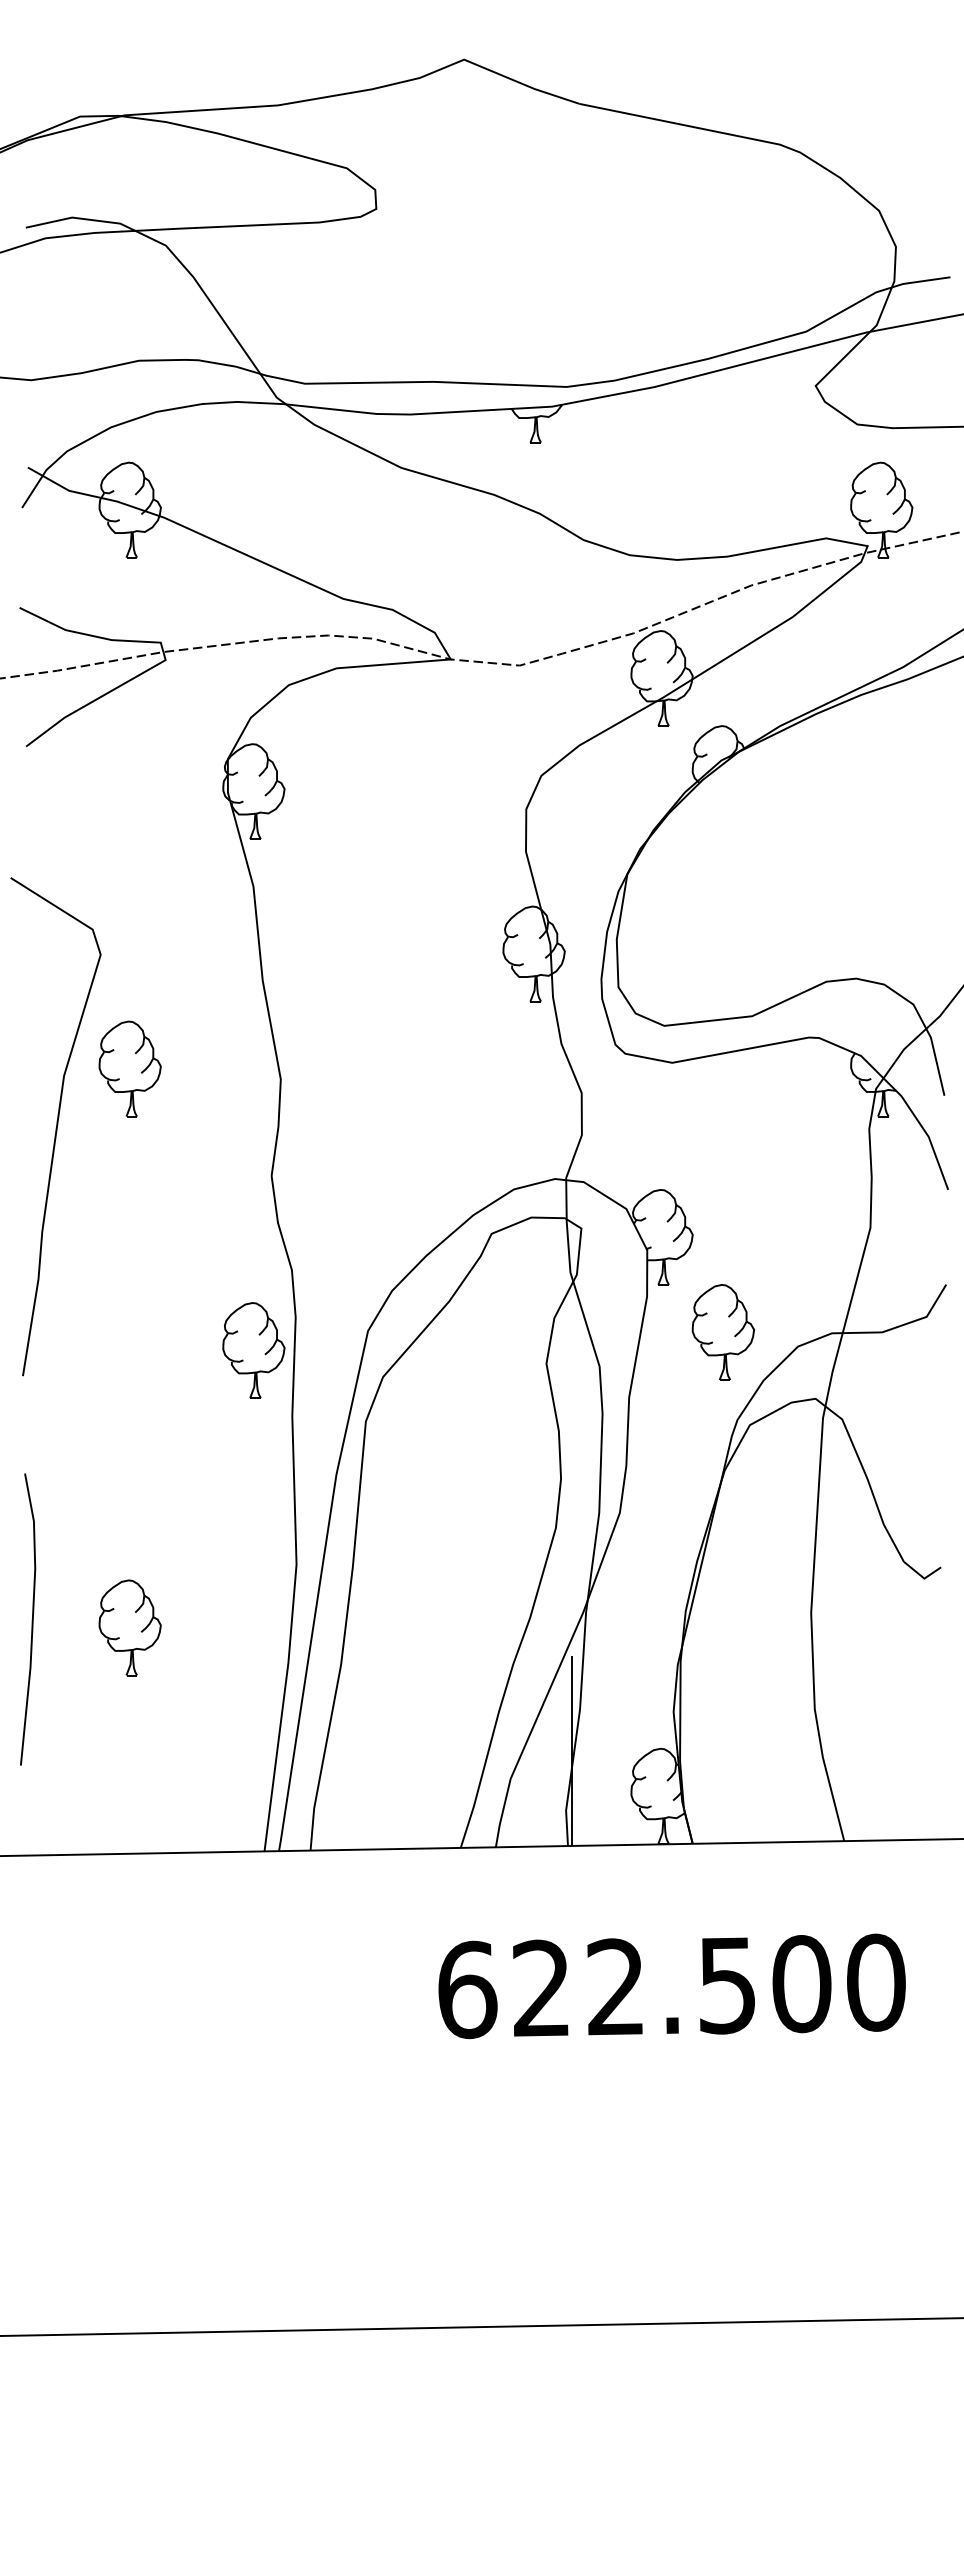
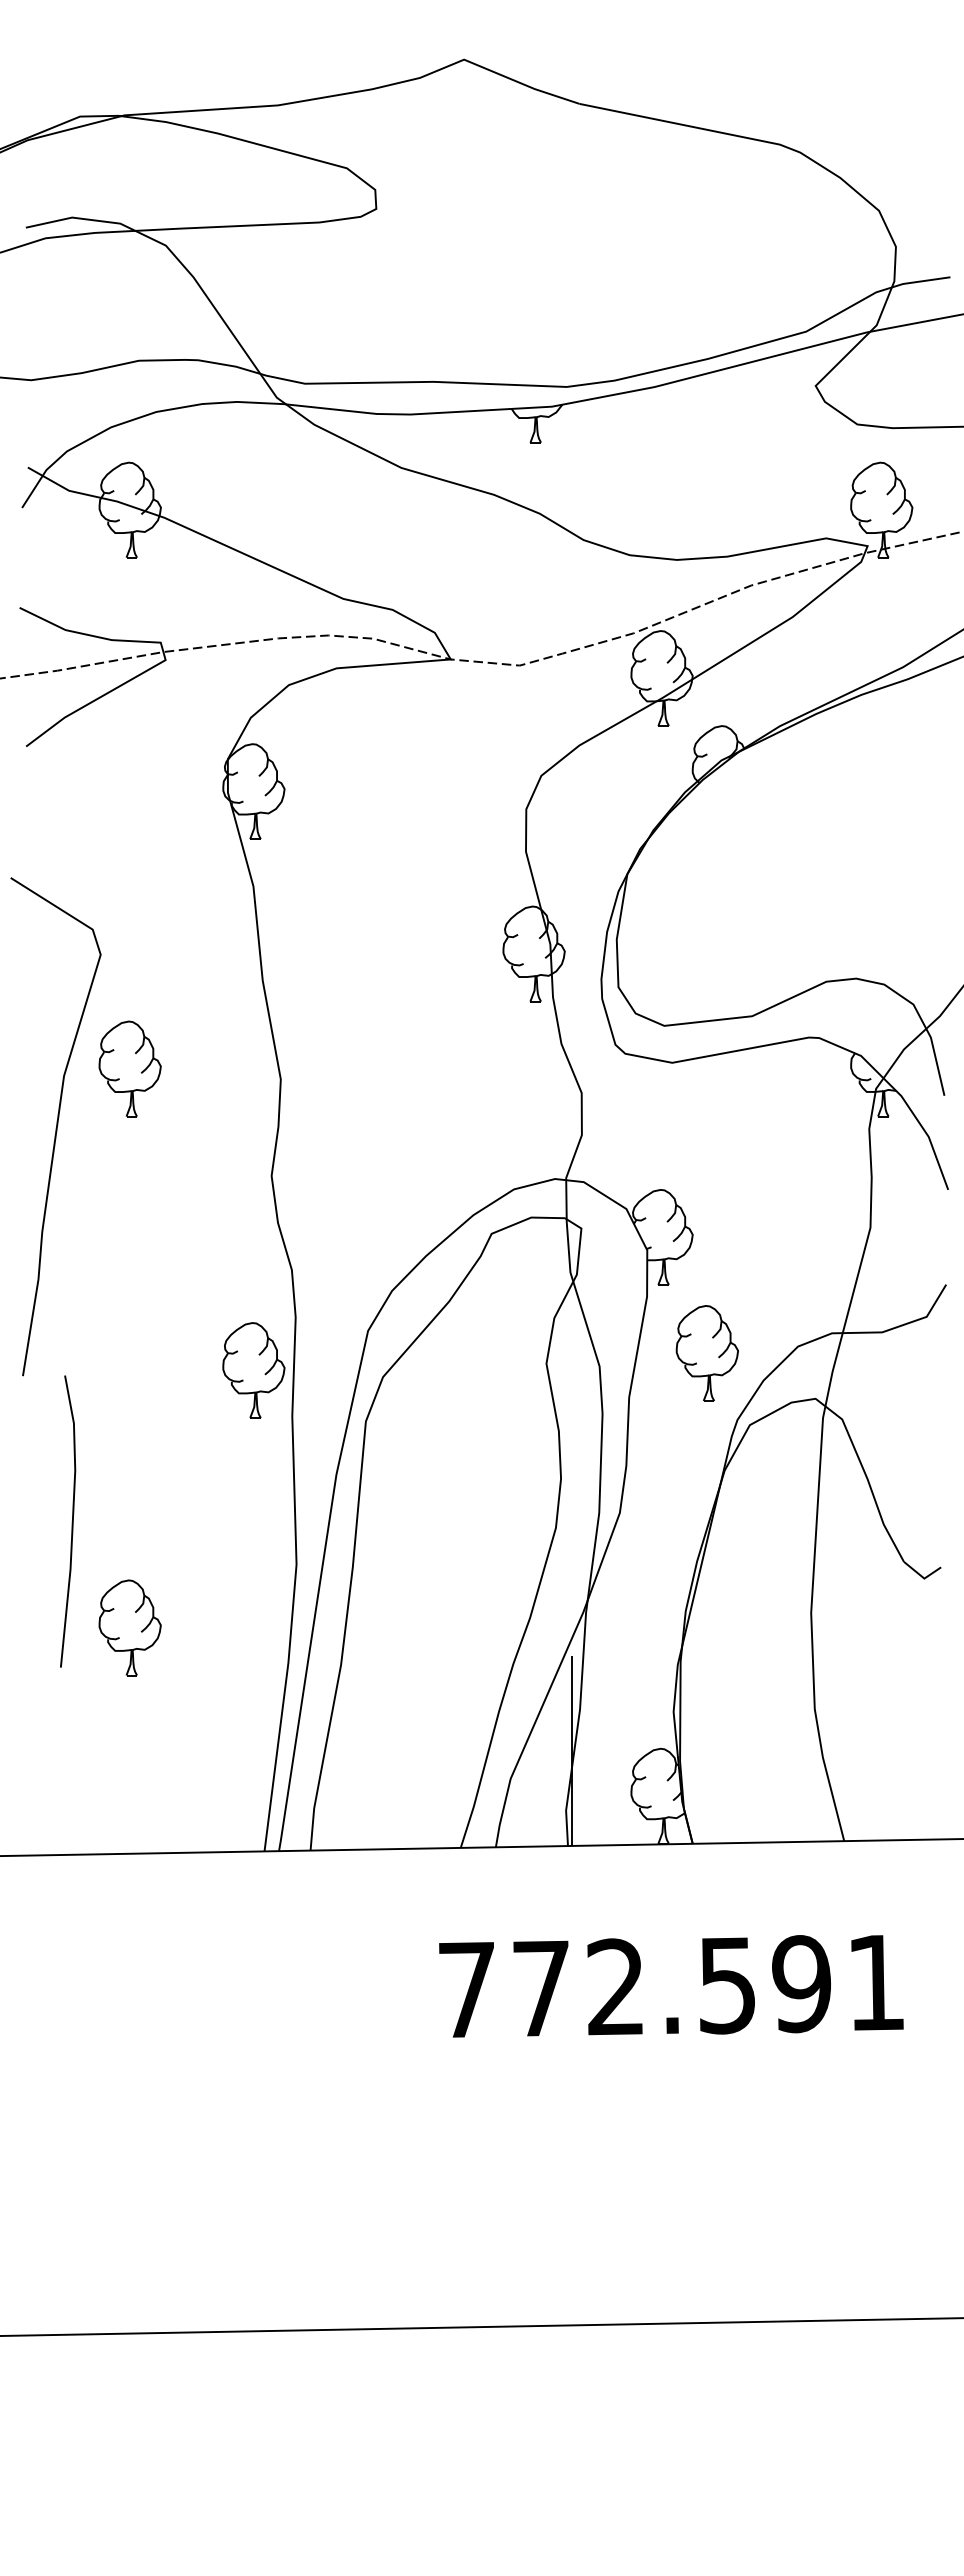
part position: (722, 1332) -> (706, 1353) (706, 1353)
part position: (253, 1350) -> (253, 1370) (253, 1370)
line position: (31, 1619) -> (71, 1521) (71, 1521)
text: 622.500 -> 772.591 (671, 1986)
